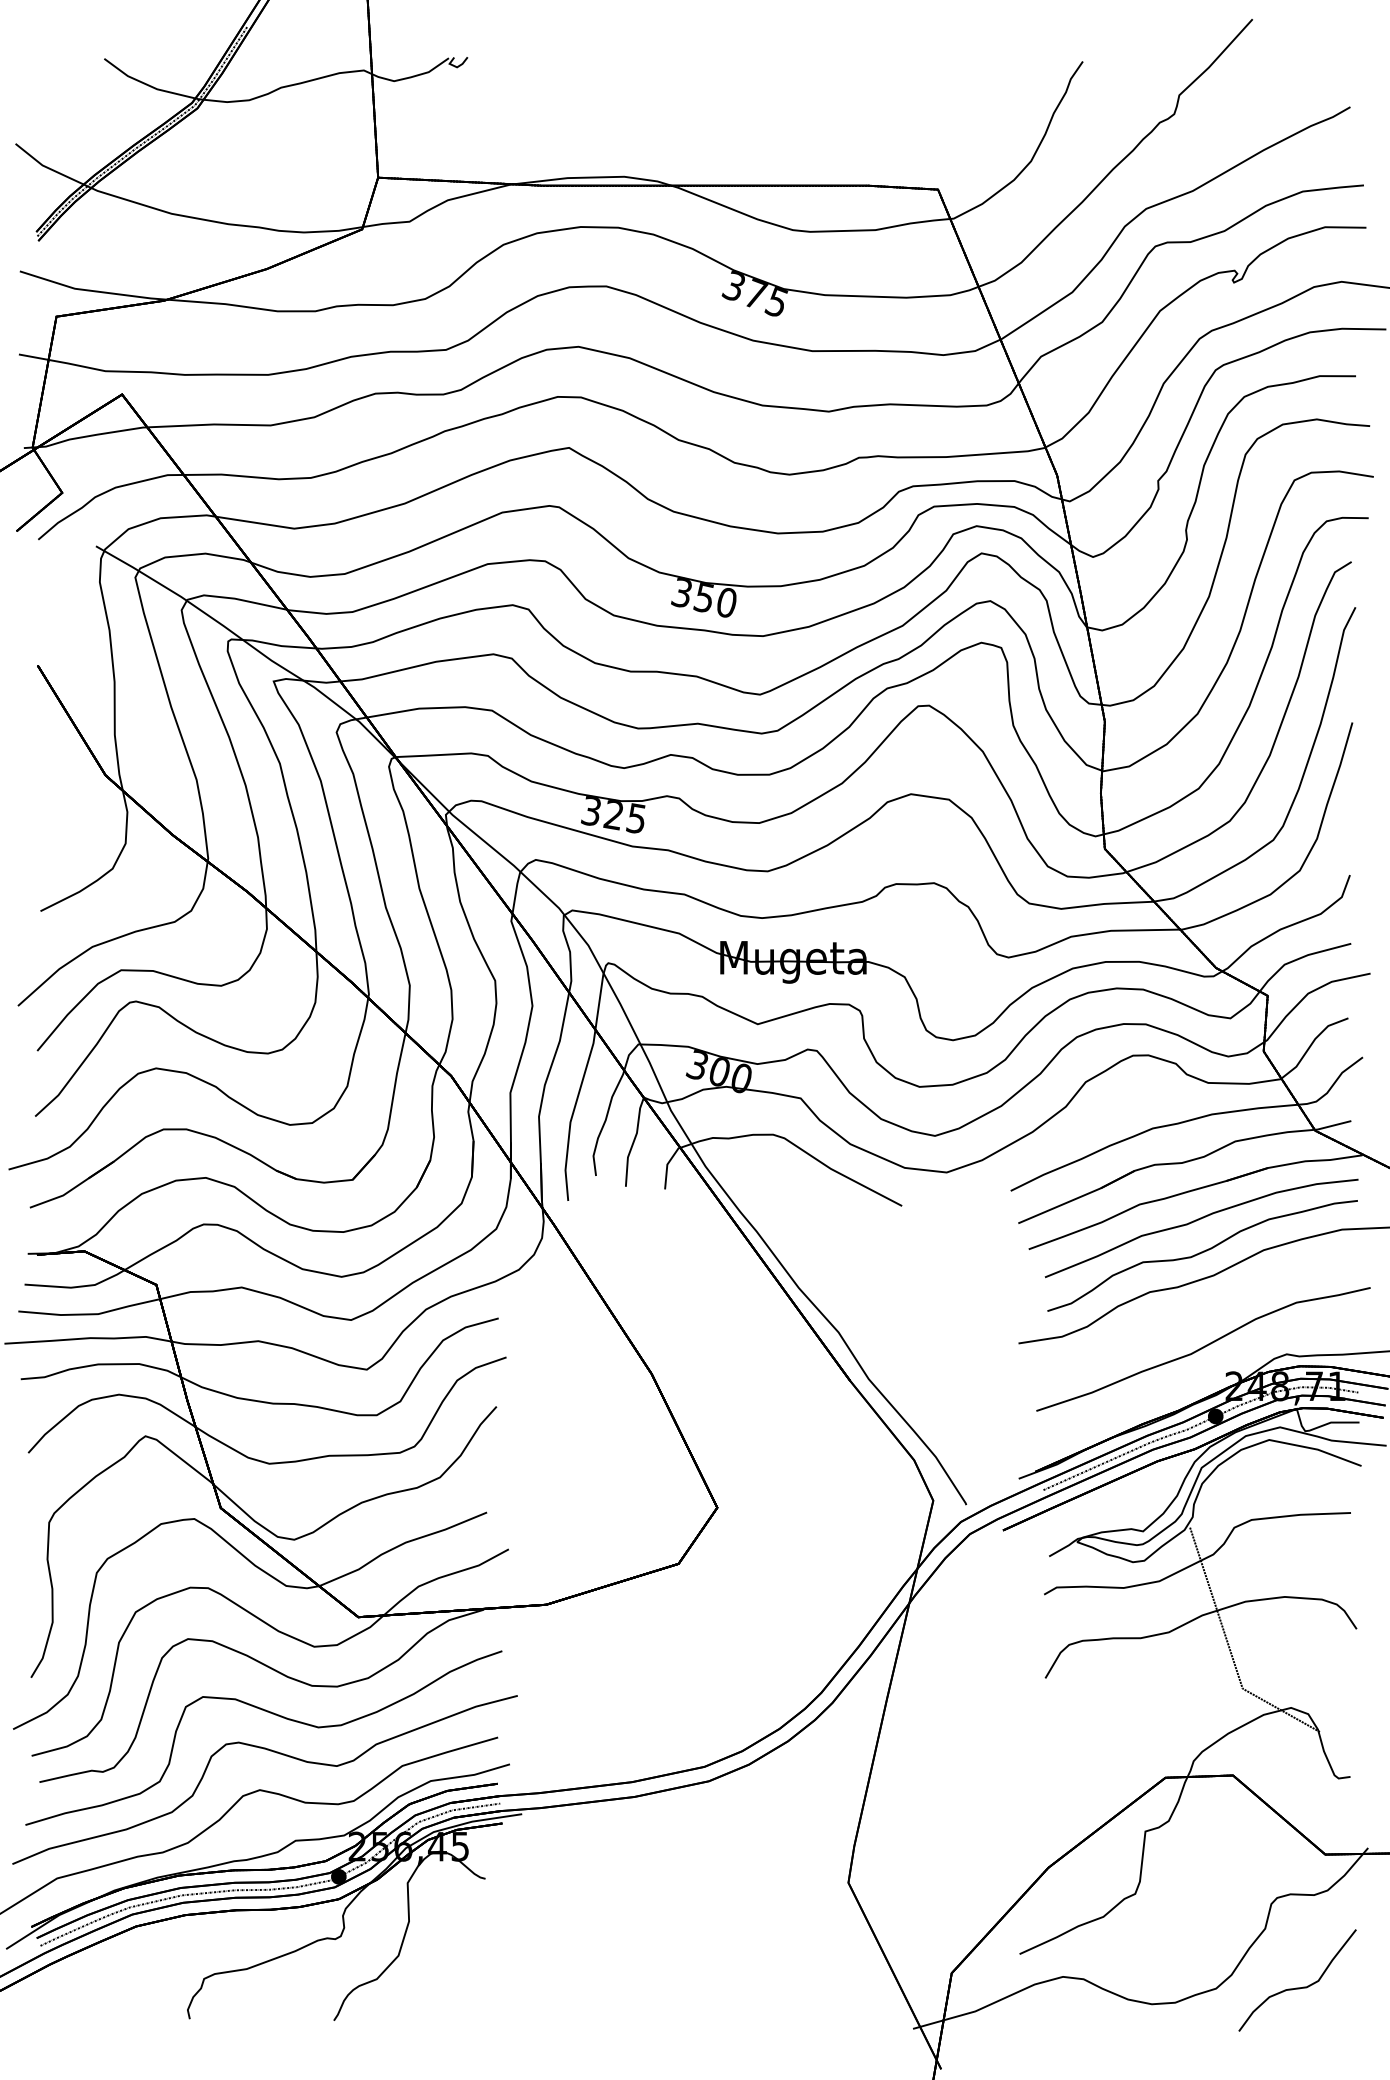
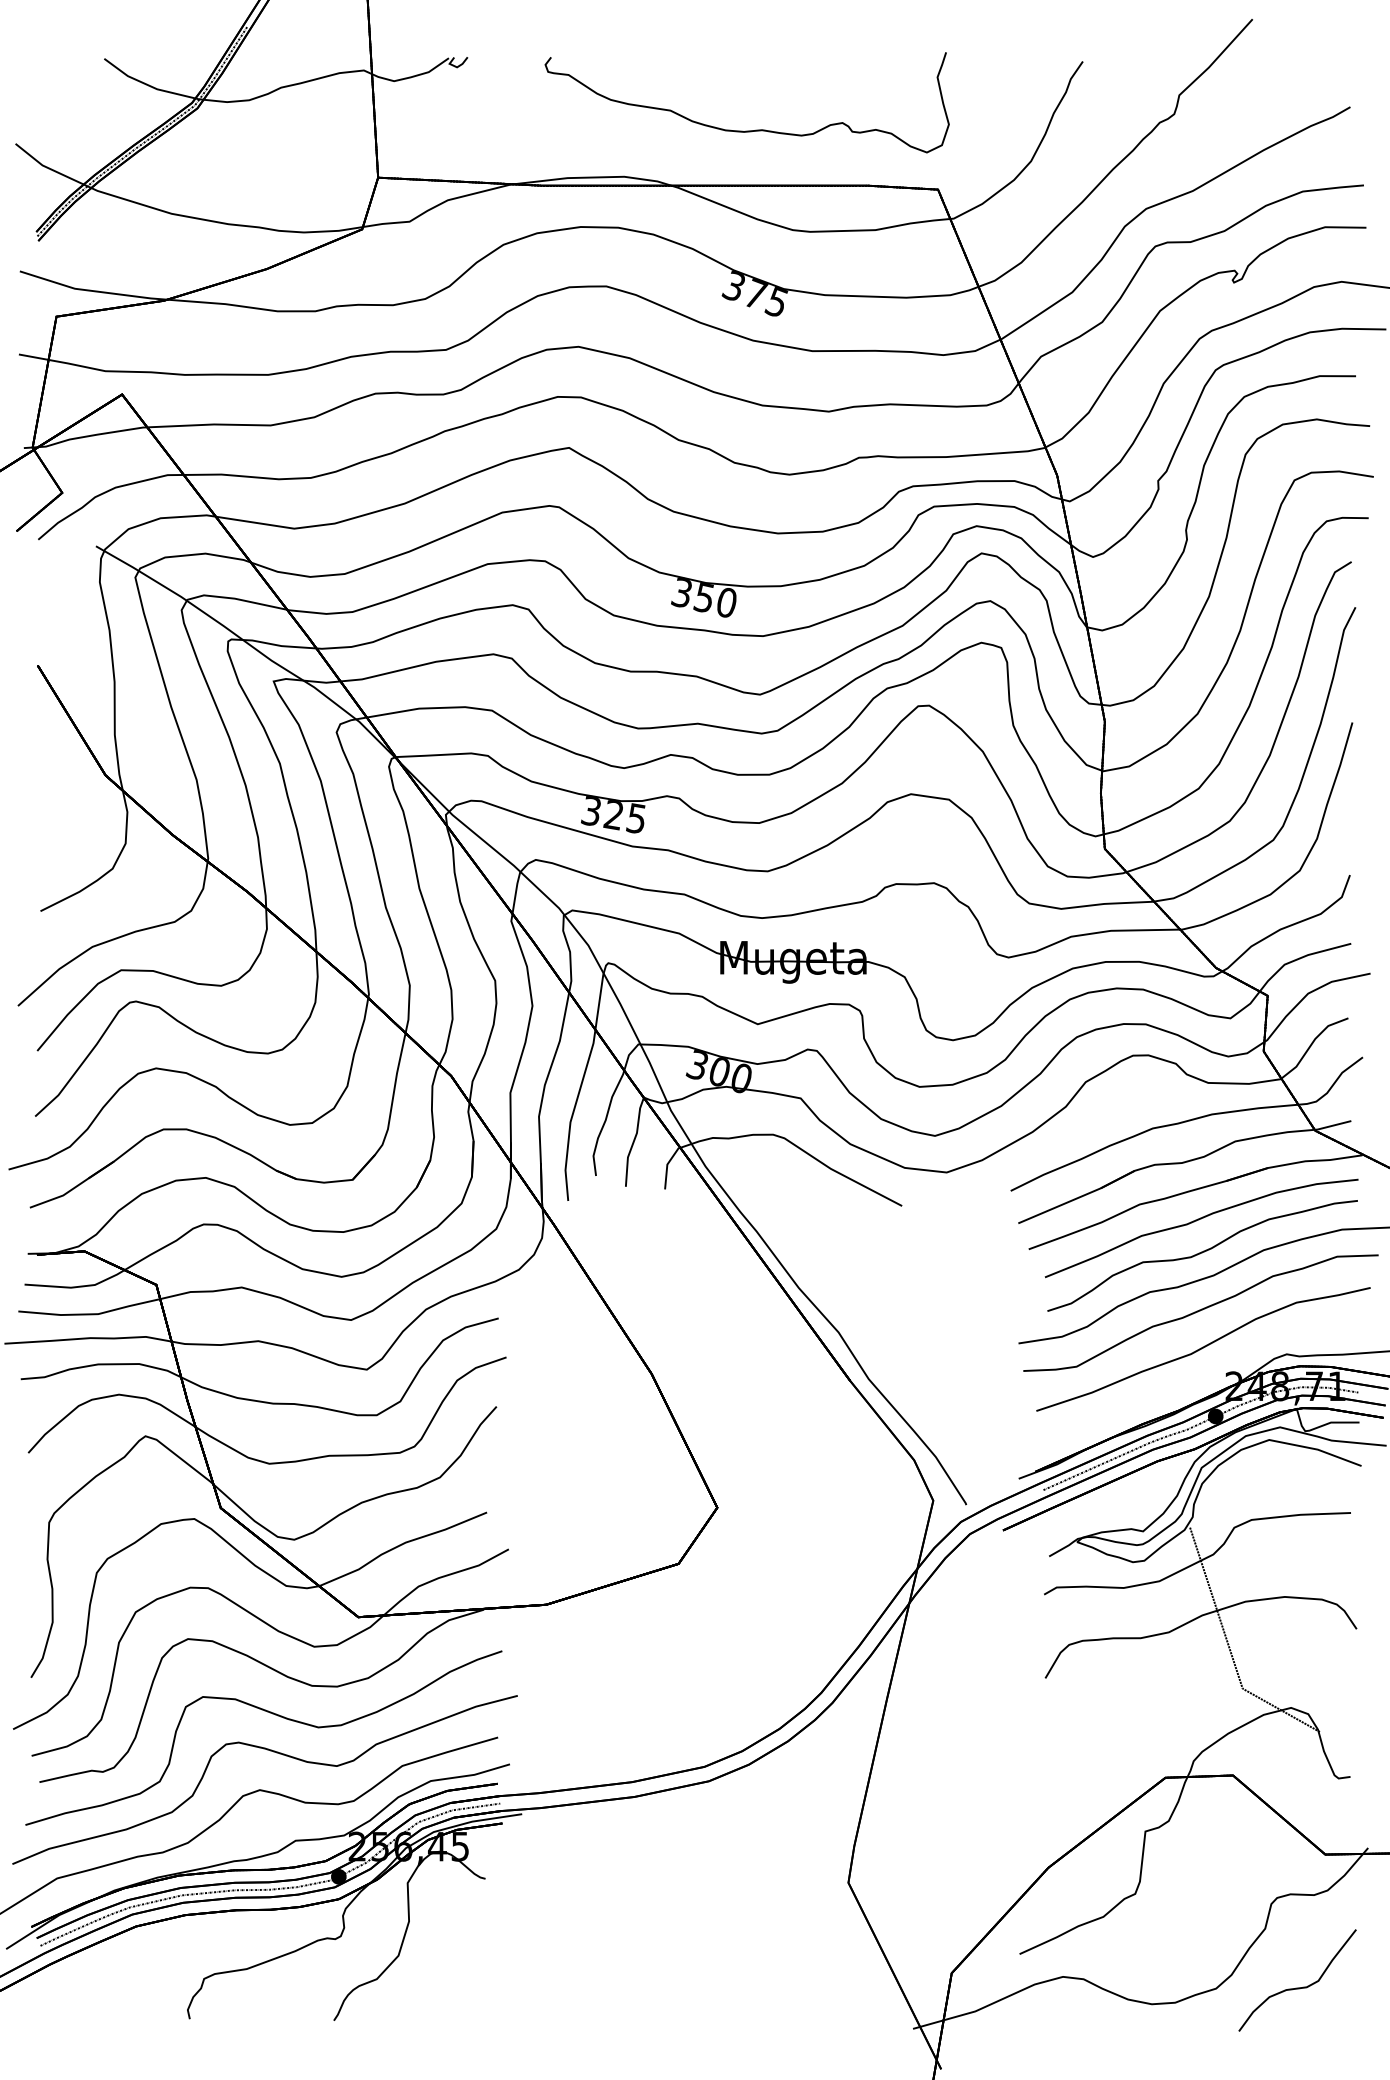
curve: none -> present (746, 130)
part: none -> present (1200, 1312)
